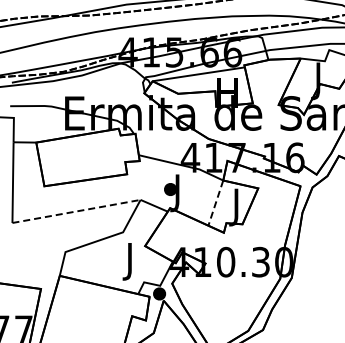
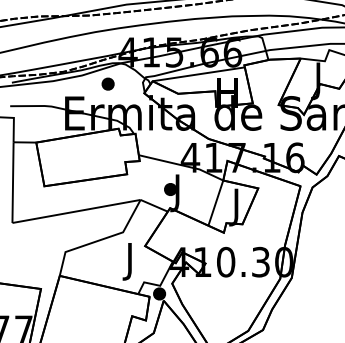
part: none -> present (107, 83)
line: dashed -> solid (215, 203)
line: dashed -> solid (77, 211)
